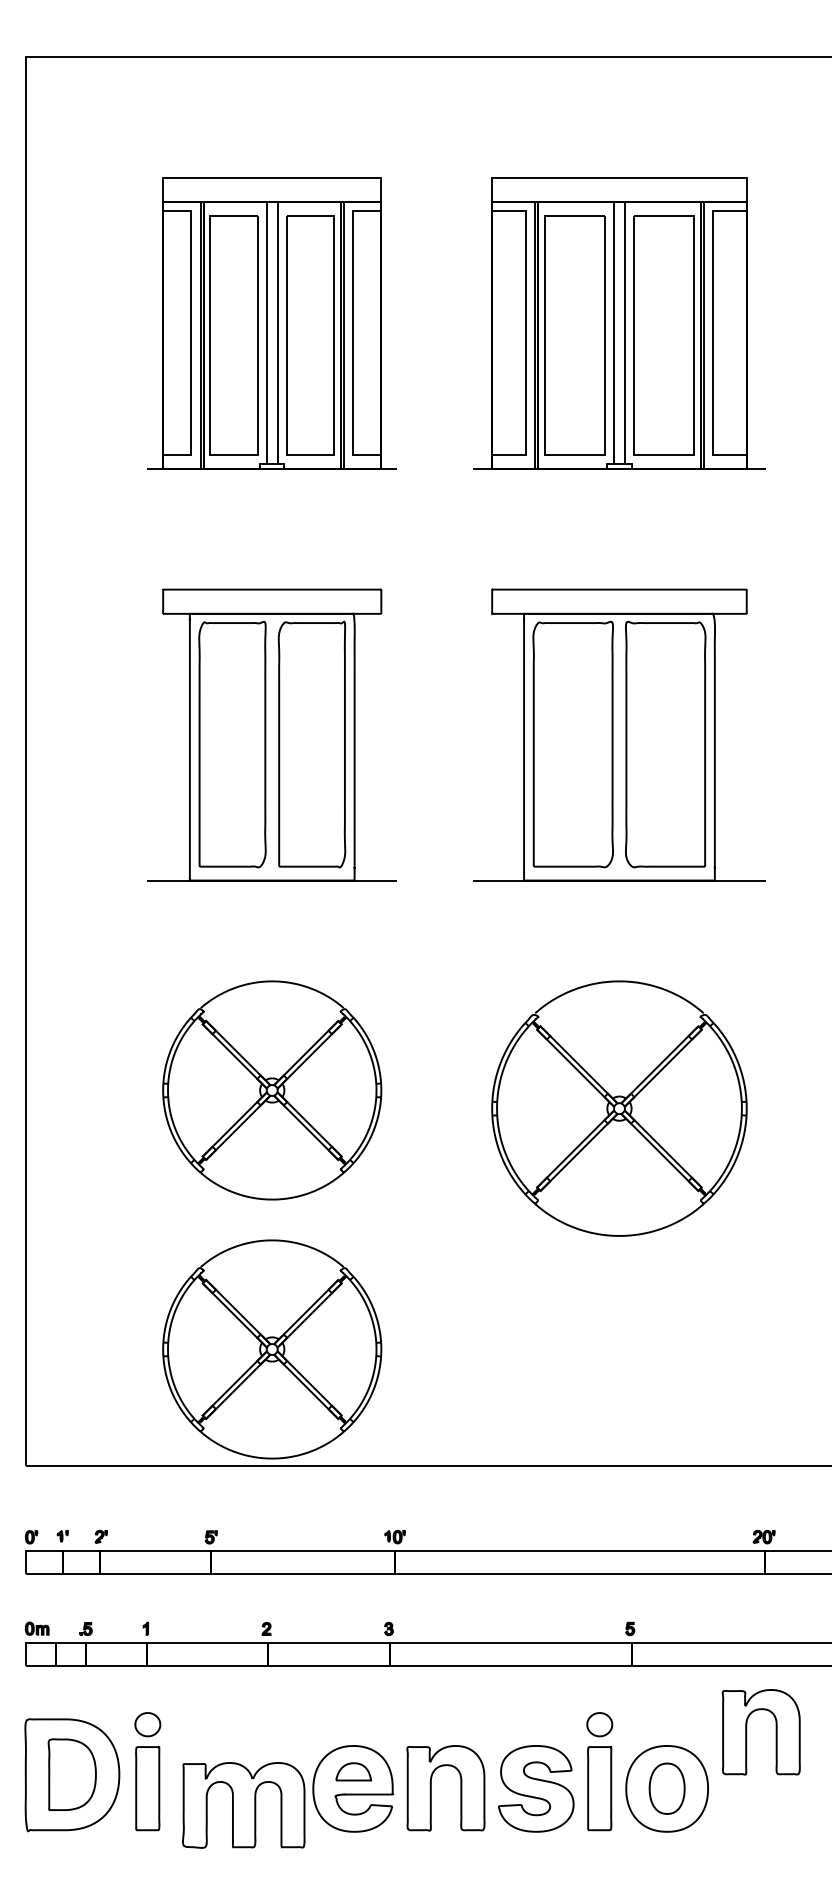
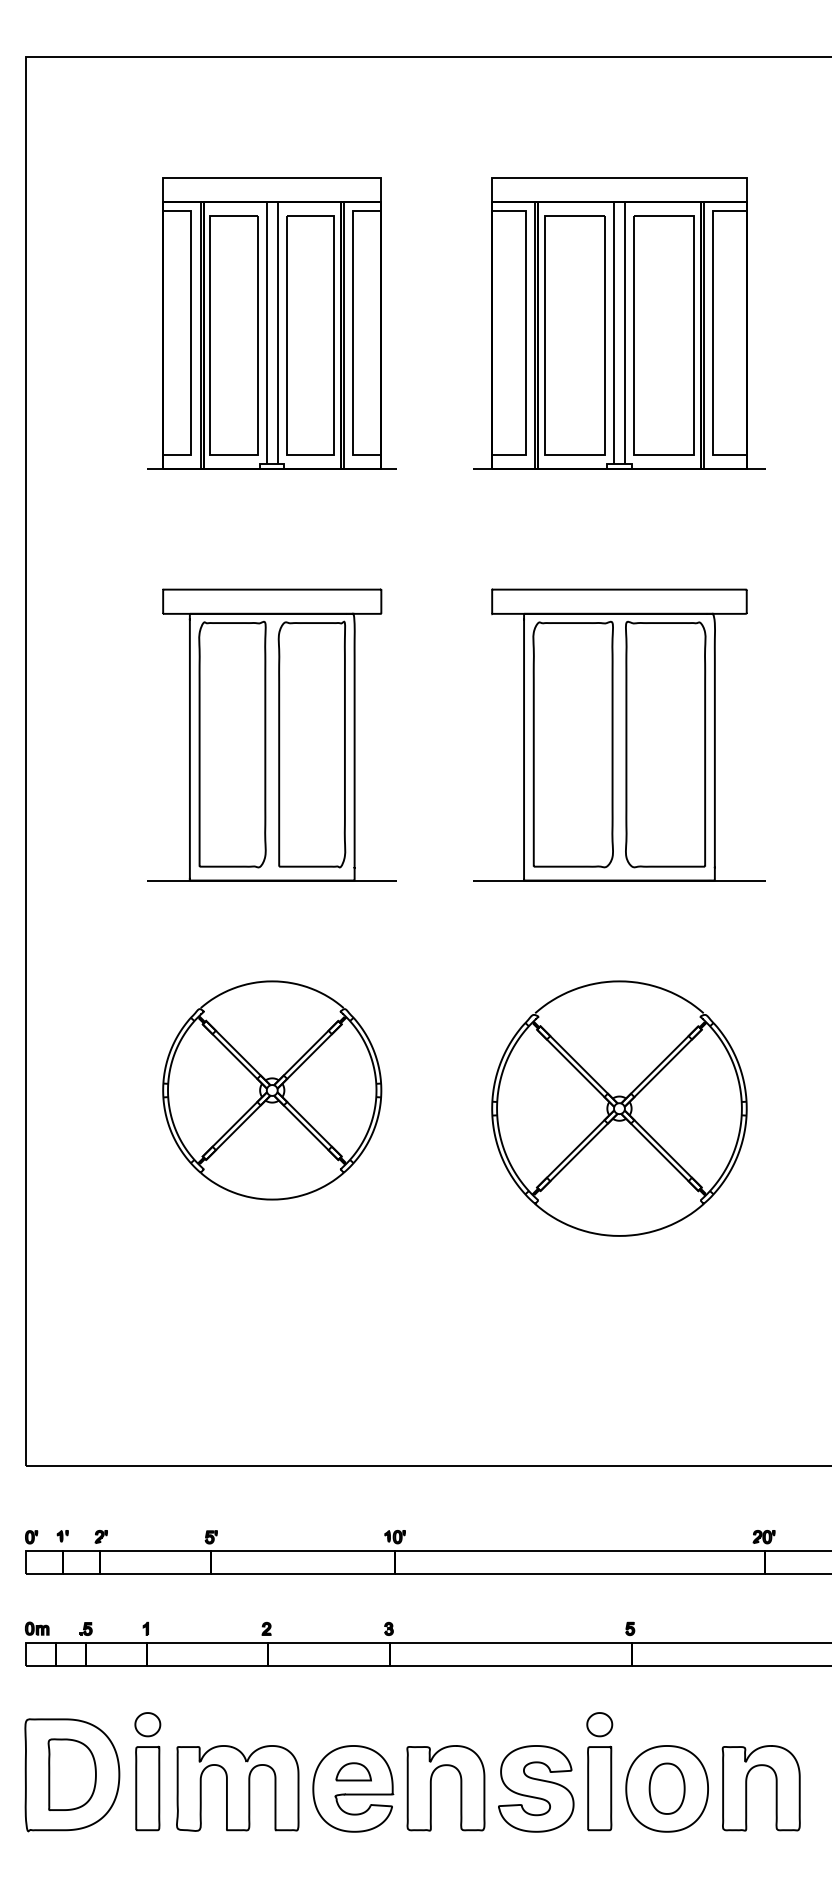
part: present -> none (272, 1349)
part position: (747, 1732) -> (747, 1788) (747, 1788)
part position: (243, 1805) -> (237, 1788) (237, 1788)
